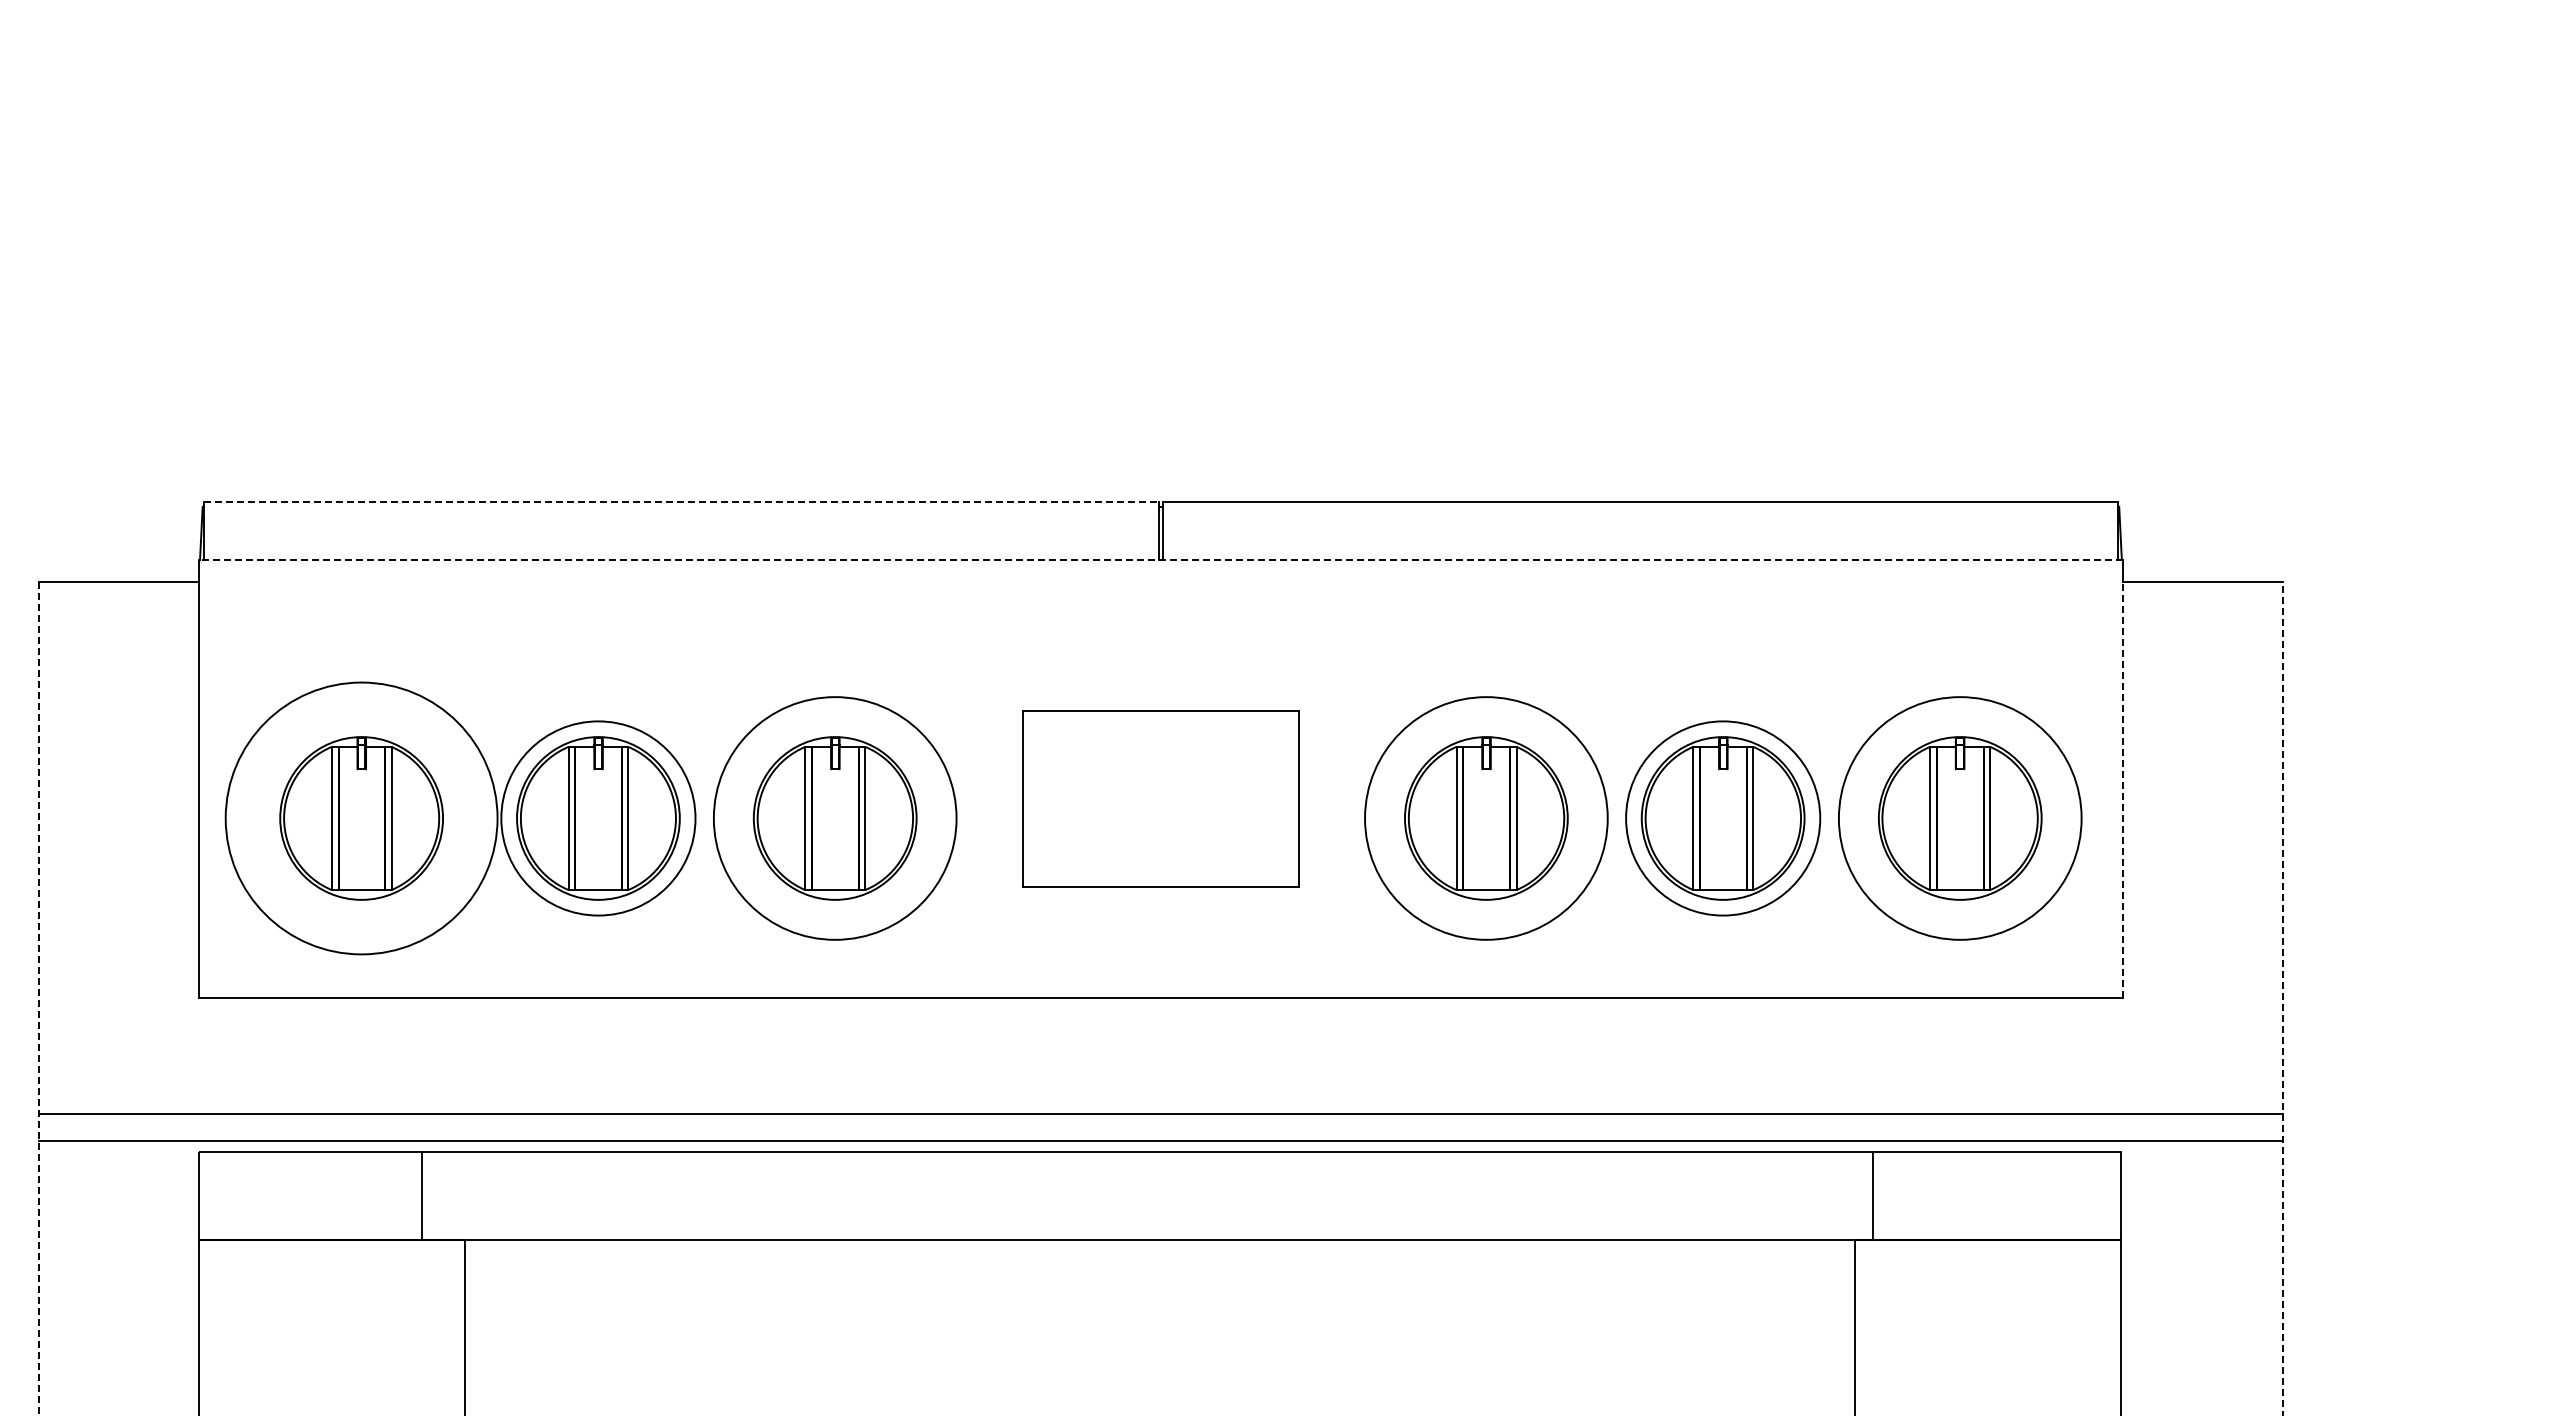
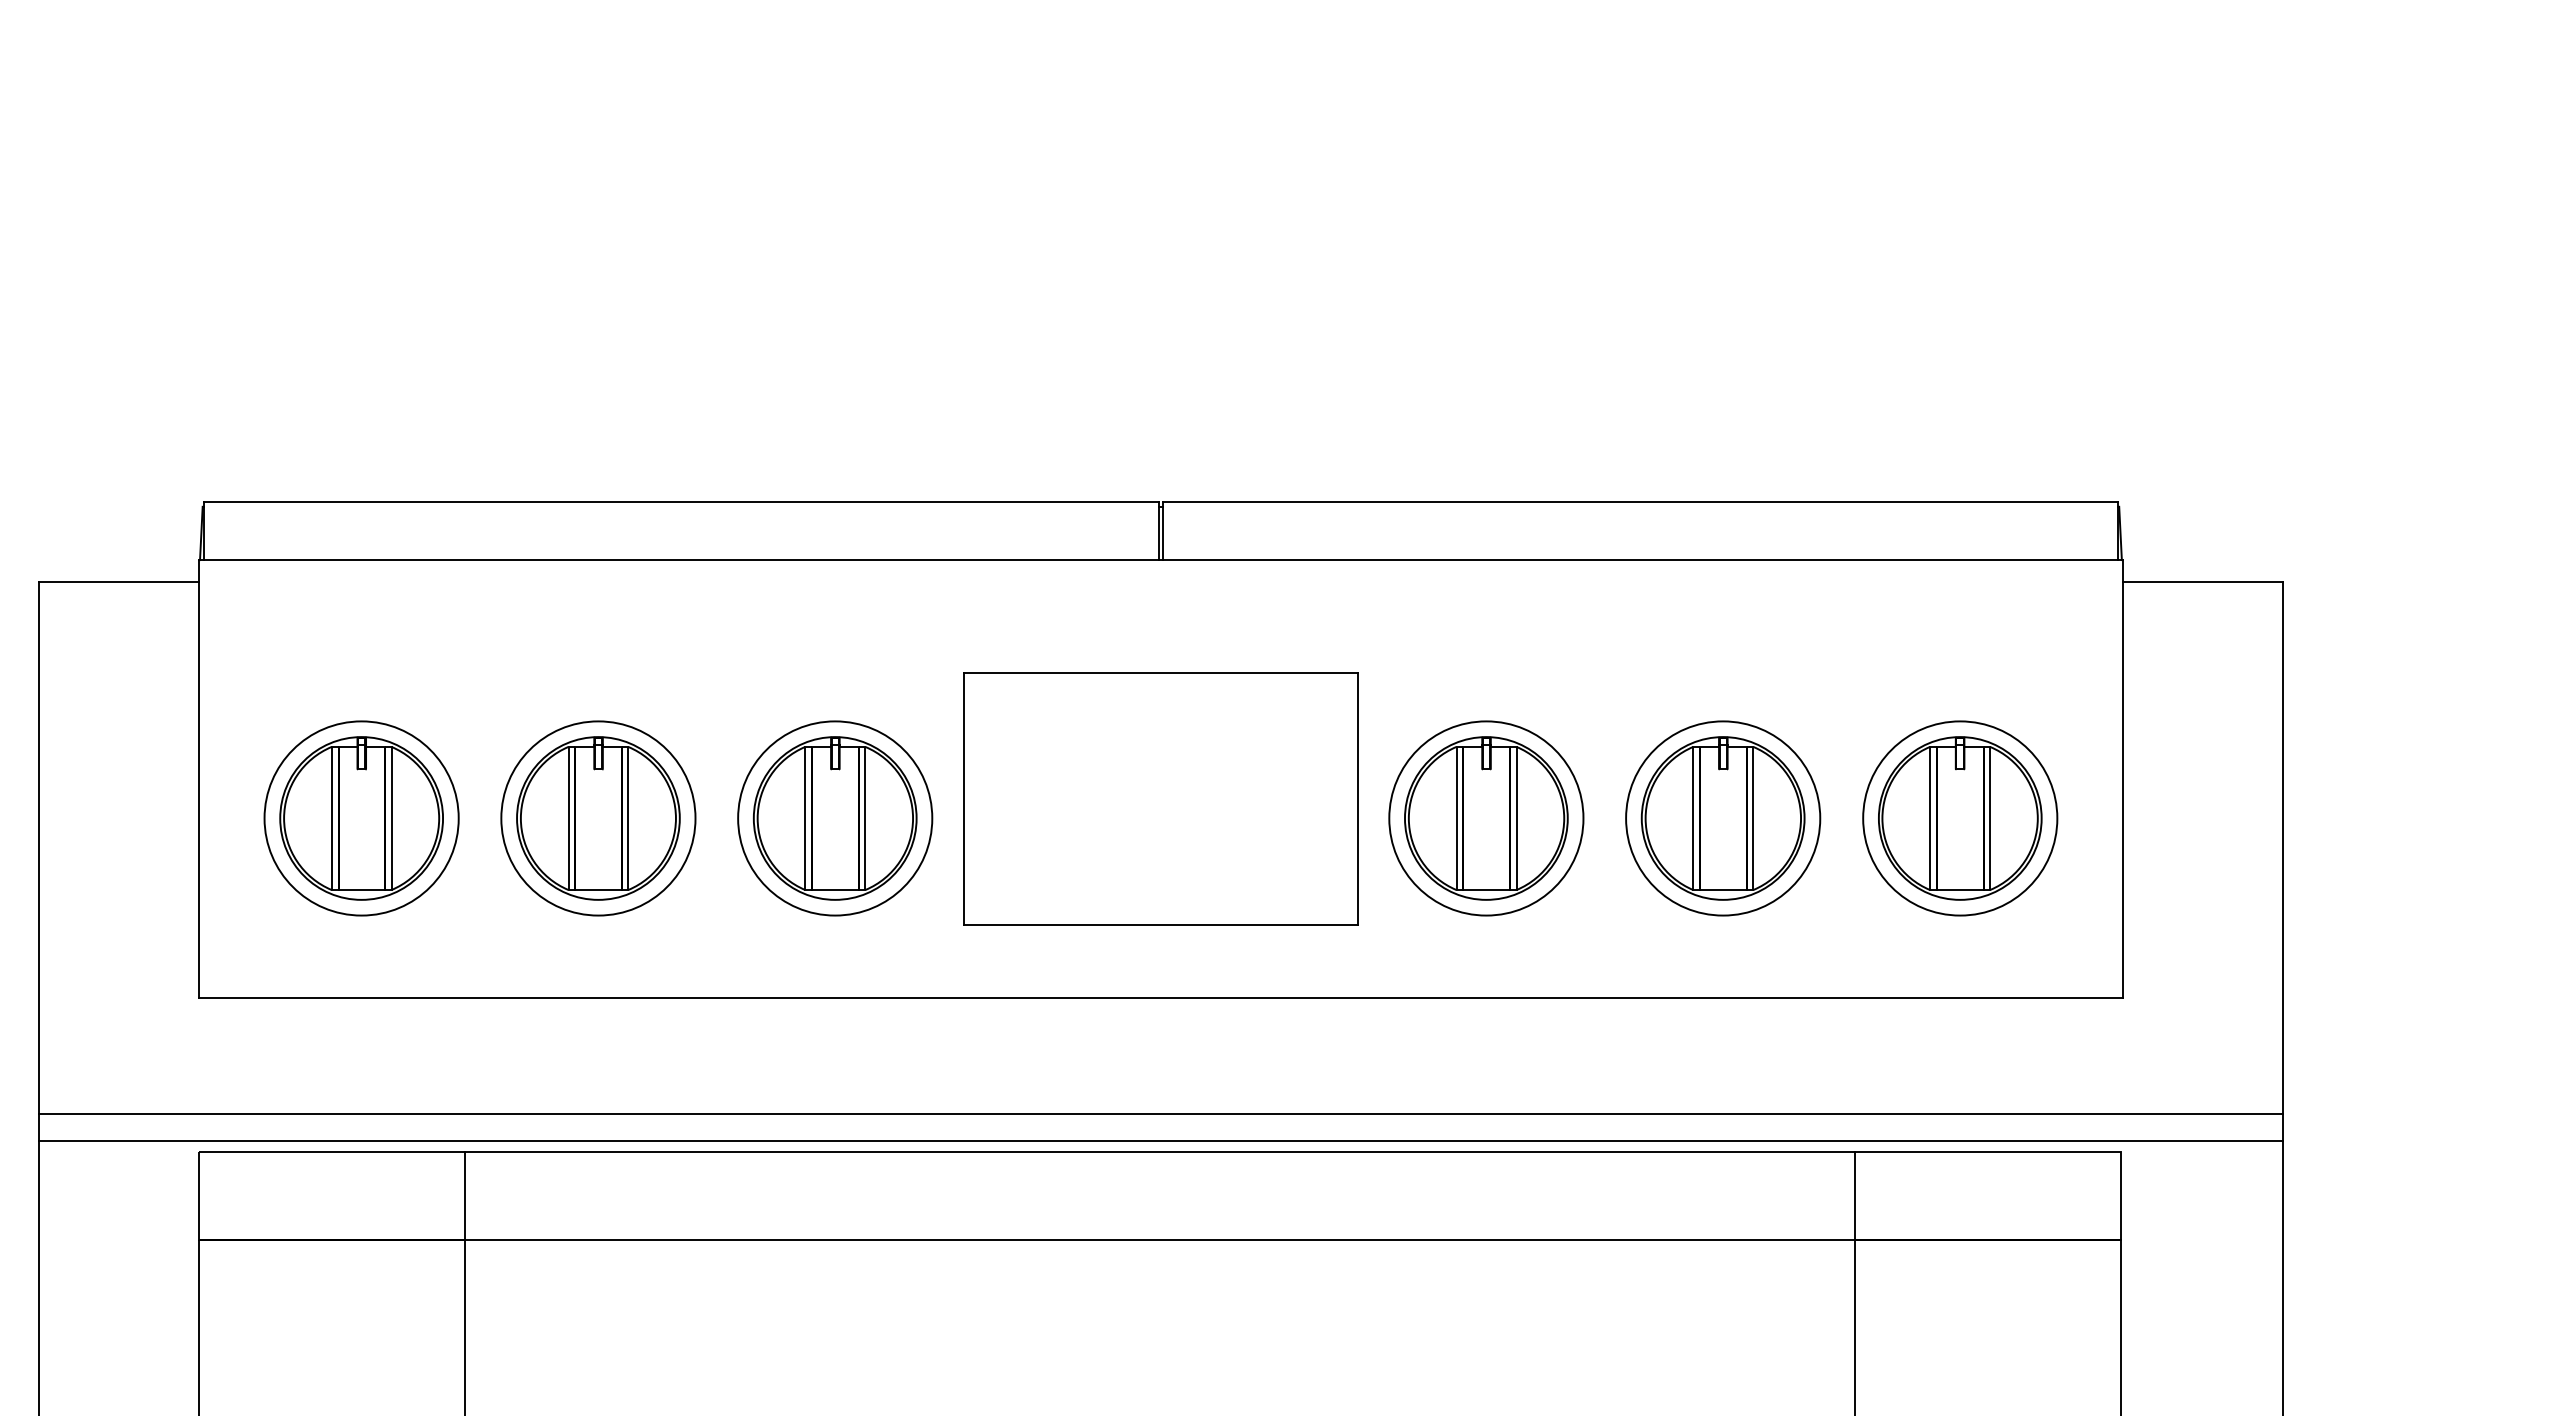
line: dashed -> solid (681, 502)
line: dashed -> solid (1160, 560)
line: dashed -> solid (2122, 789)
part size: 278x178 px -> 396x254 px (1160, 798)
circle diameter: 272 px -> 194 px (361, 818)
circle diameter: 243 px -> 194 px (835, 818)
circle diameter: 243 px -> 194 px (1486, 818)
circle diameter: 243 px -> 194 px (1960, 818)
line: dashed -> solid (39, 998)
line: dashed -> solid (2282, 998)
line position: (422, 1195) -> (465, 1195) (465, 1195)
line position: (1872, 1195) -> (1854, 1195) (1854, 1195)
